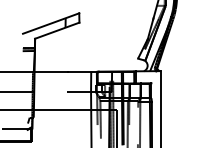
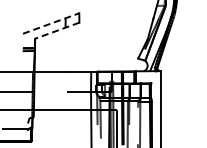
line: solid -> dashed (51, 23)
line: solid -> dashed (57, 30)
